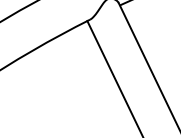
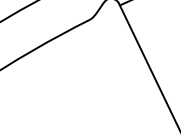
line: present -> none (114, 77)
